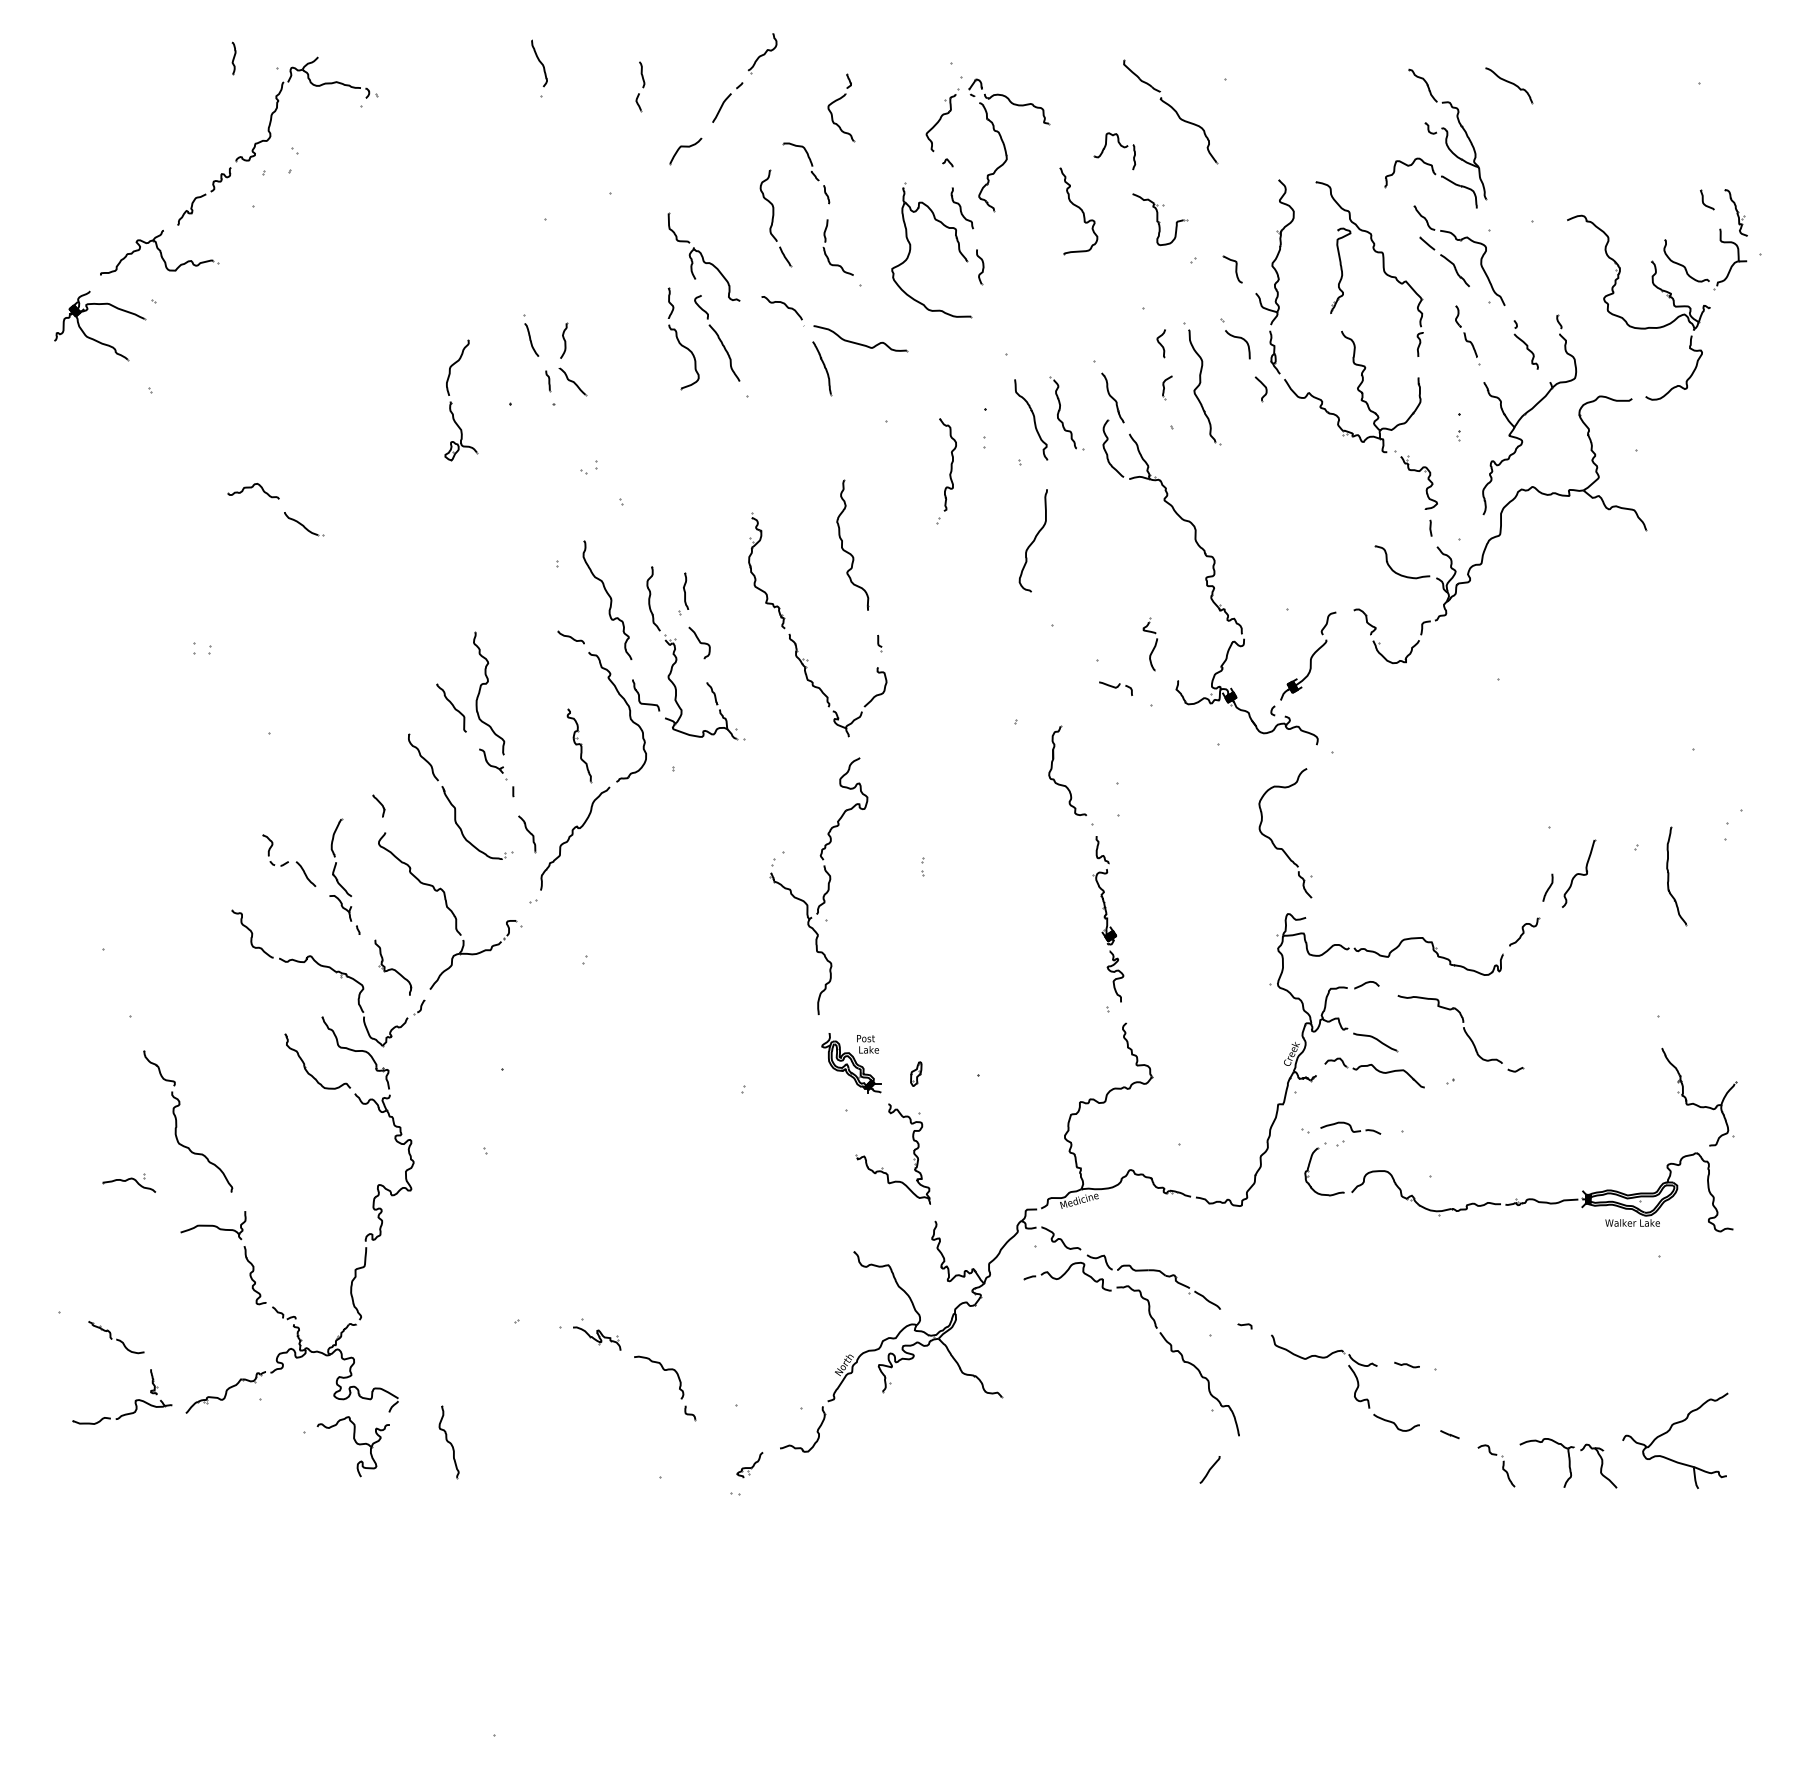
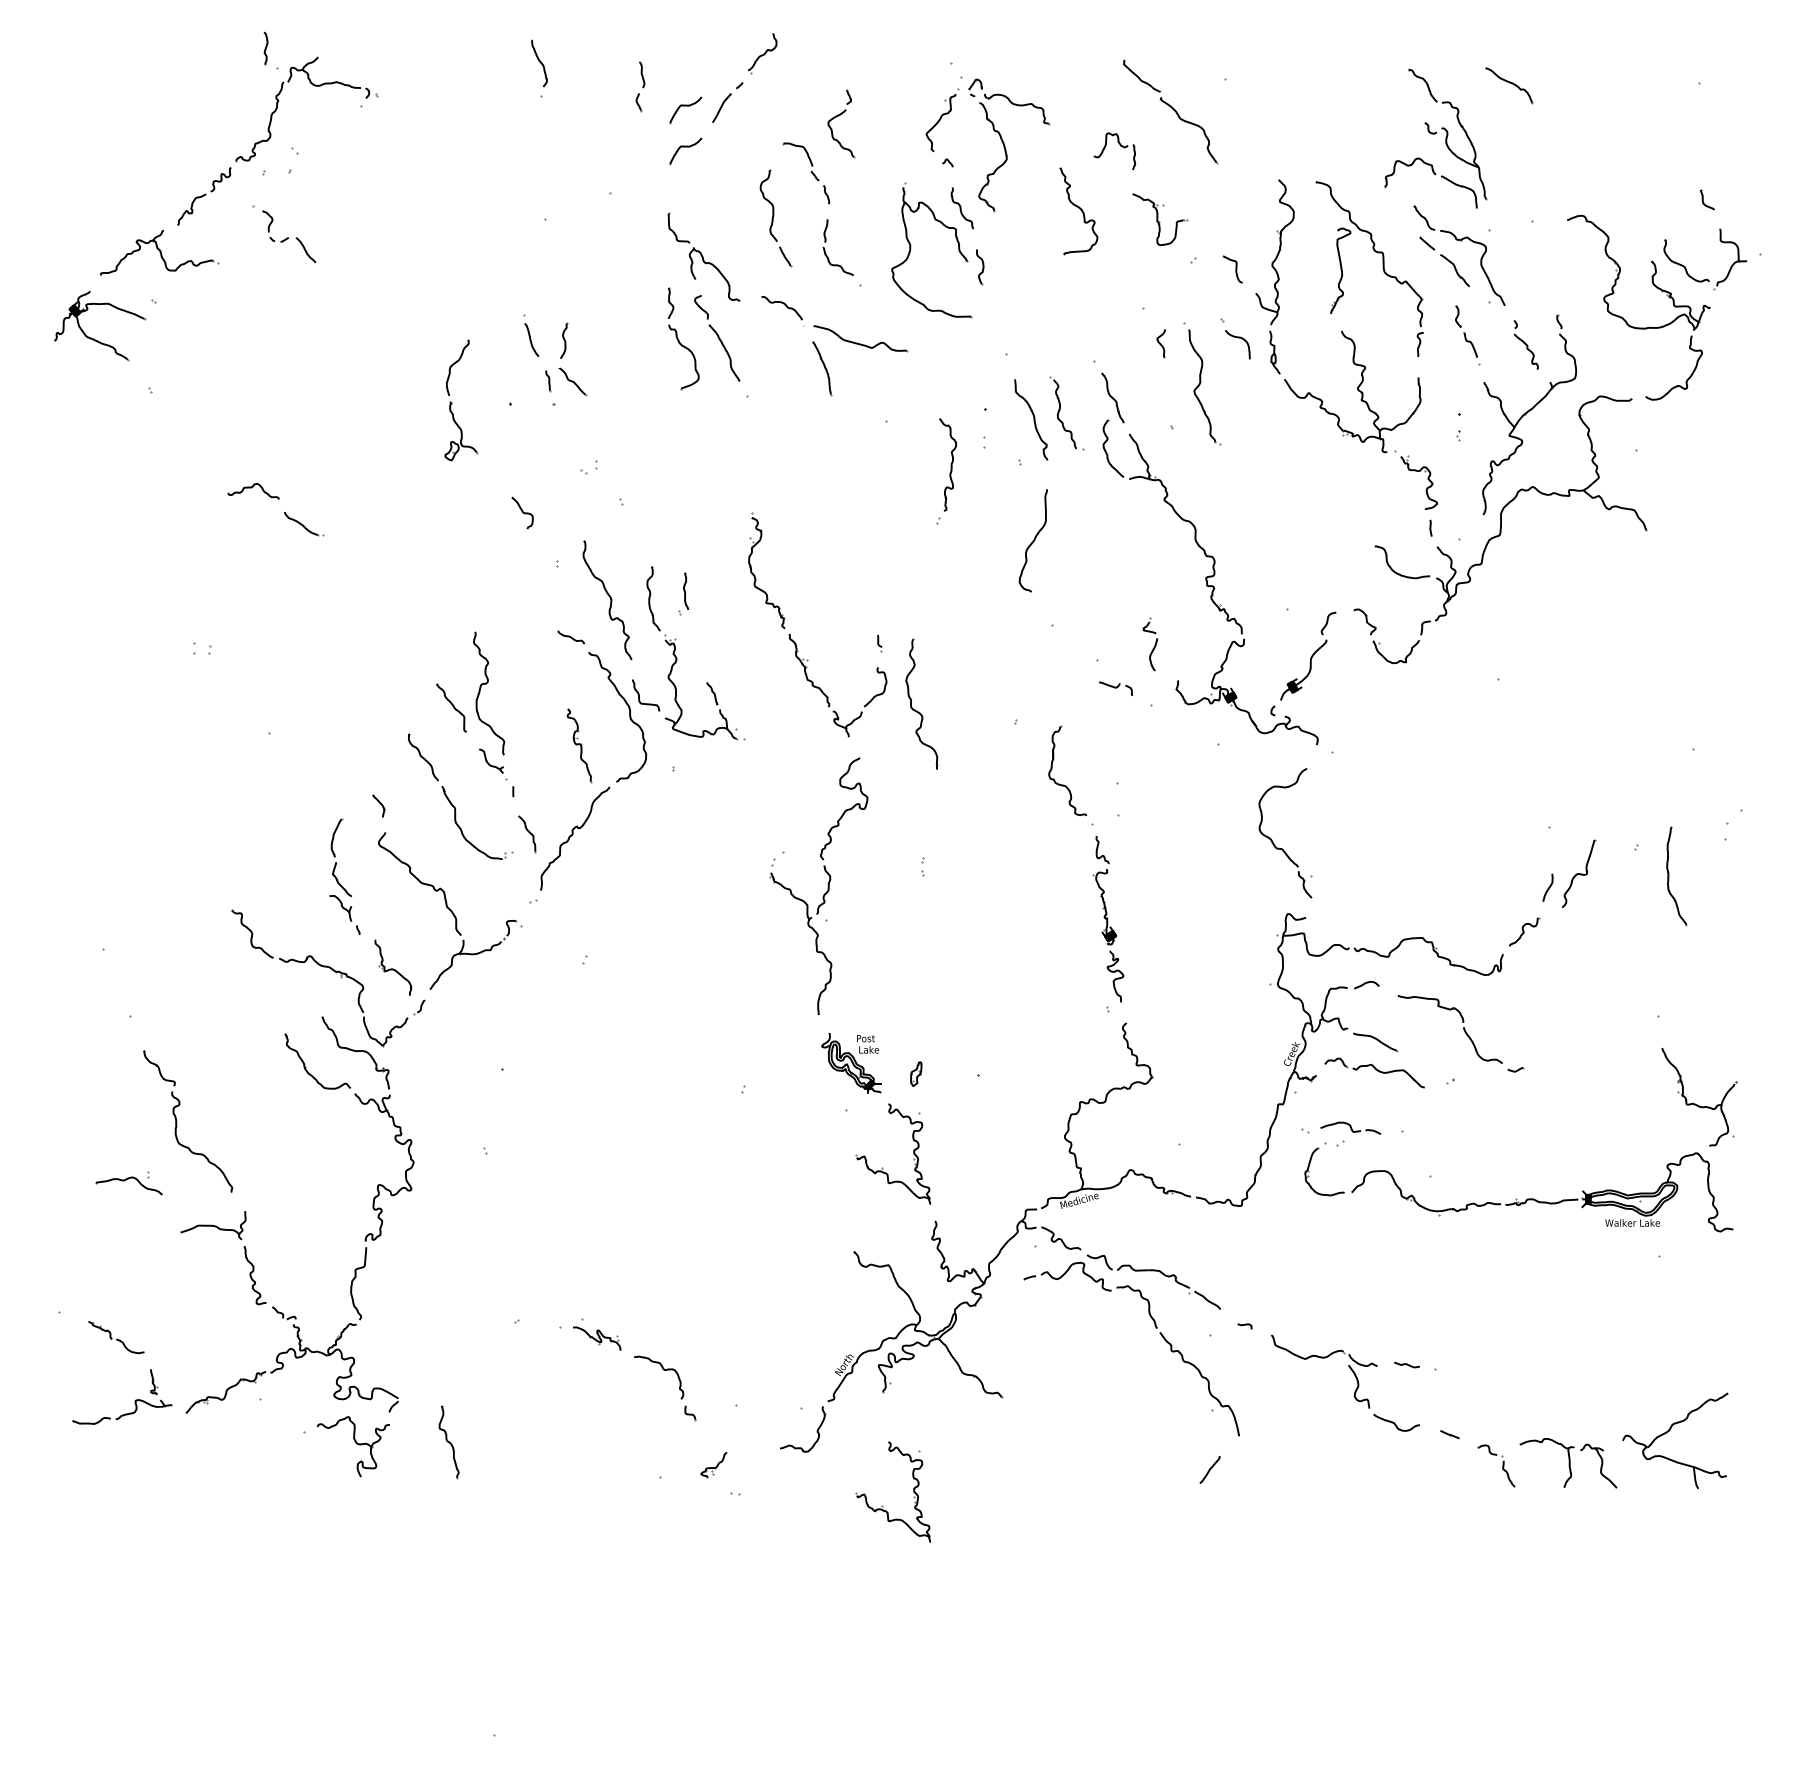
part position: (233, 58) -> (265, 48) (265, 48)
part position: (838, 100) -> (838, 116) (838, 116)
part: none -> present (685, 110)
part: present -> none (1735, 212)
part: present -> none (1167, 387)
part: present -> none (1260, 389)
part position: (848, 551) -> (917, 710) (917, 710)
curve position: (699, 642) -> (522, 512) (522, 512)
part position: (289, 860) -> (289, 236) (289, 236)
part size: 55x20 px -> 68x25 px (128, 1183)
part position: (749, 1465) -> (713, 1465) (713, 1465)
part: none -> present (882, 1505)
